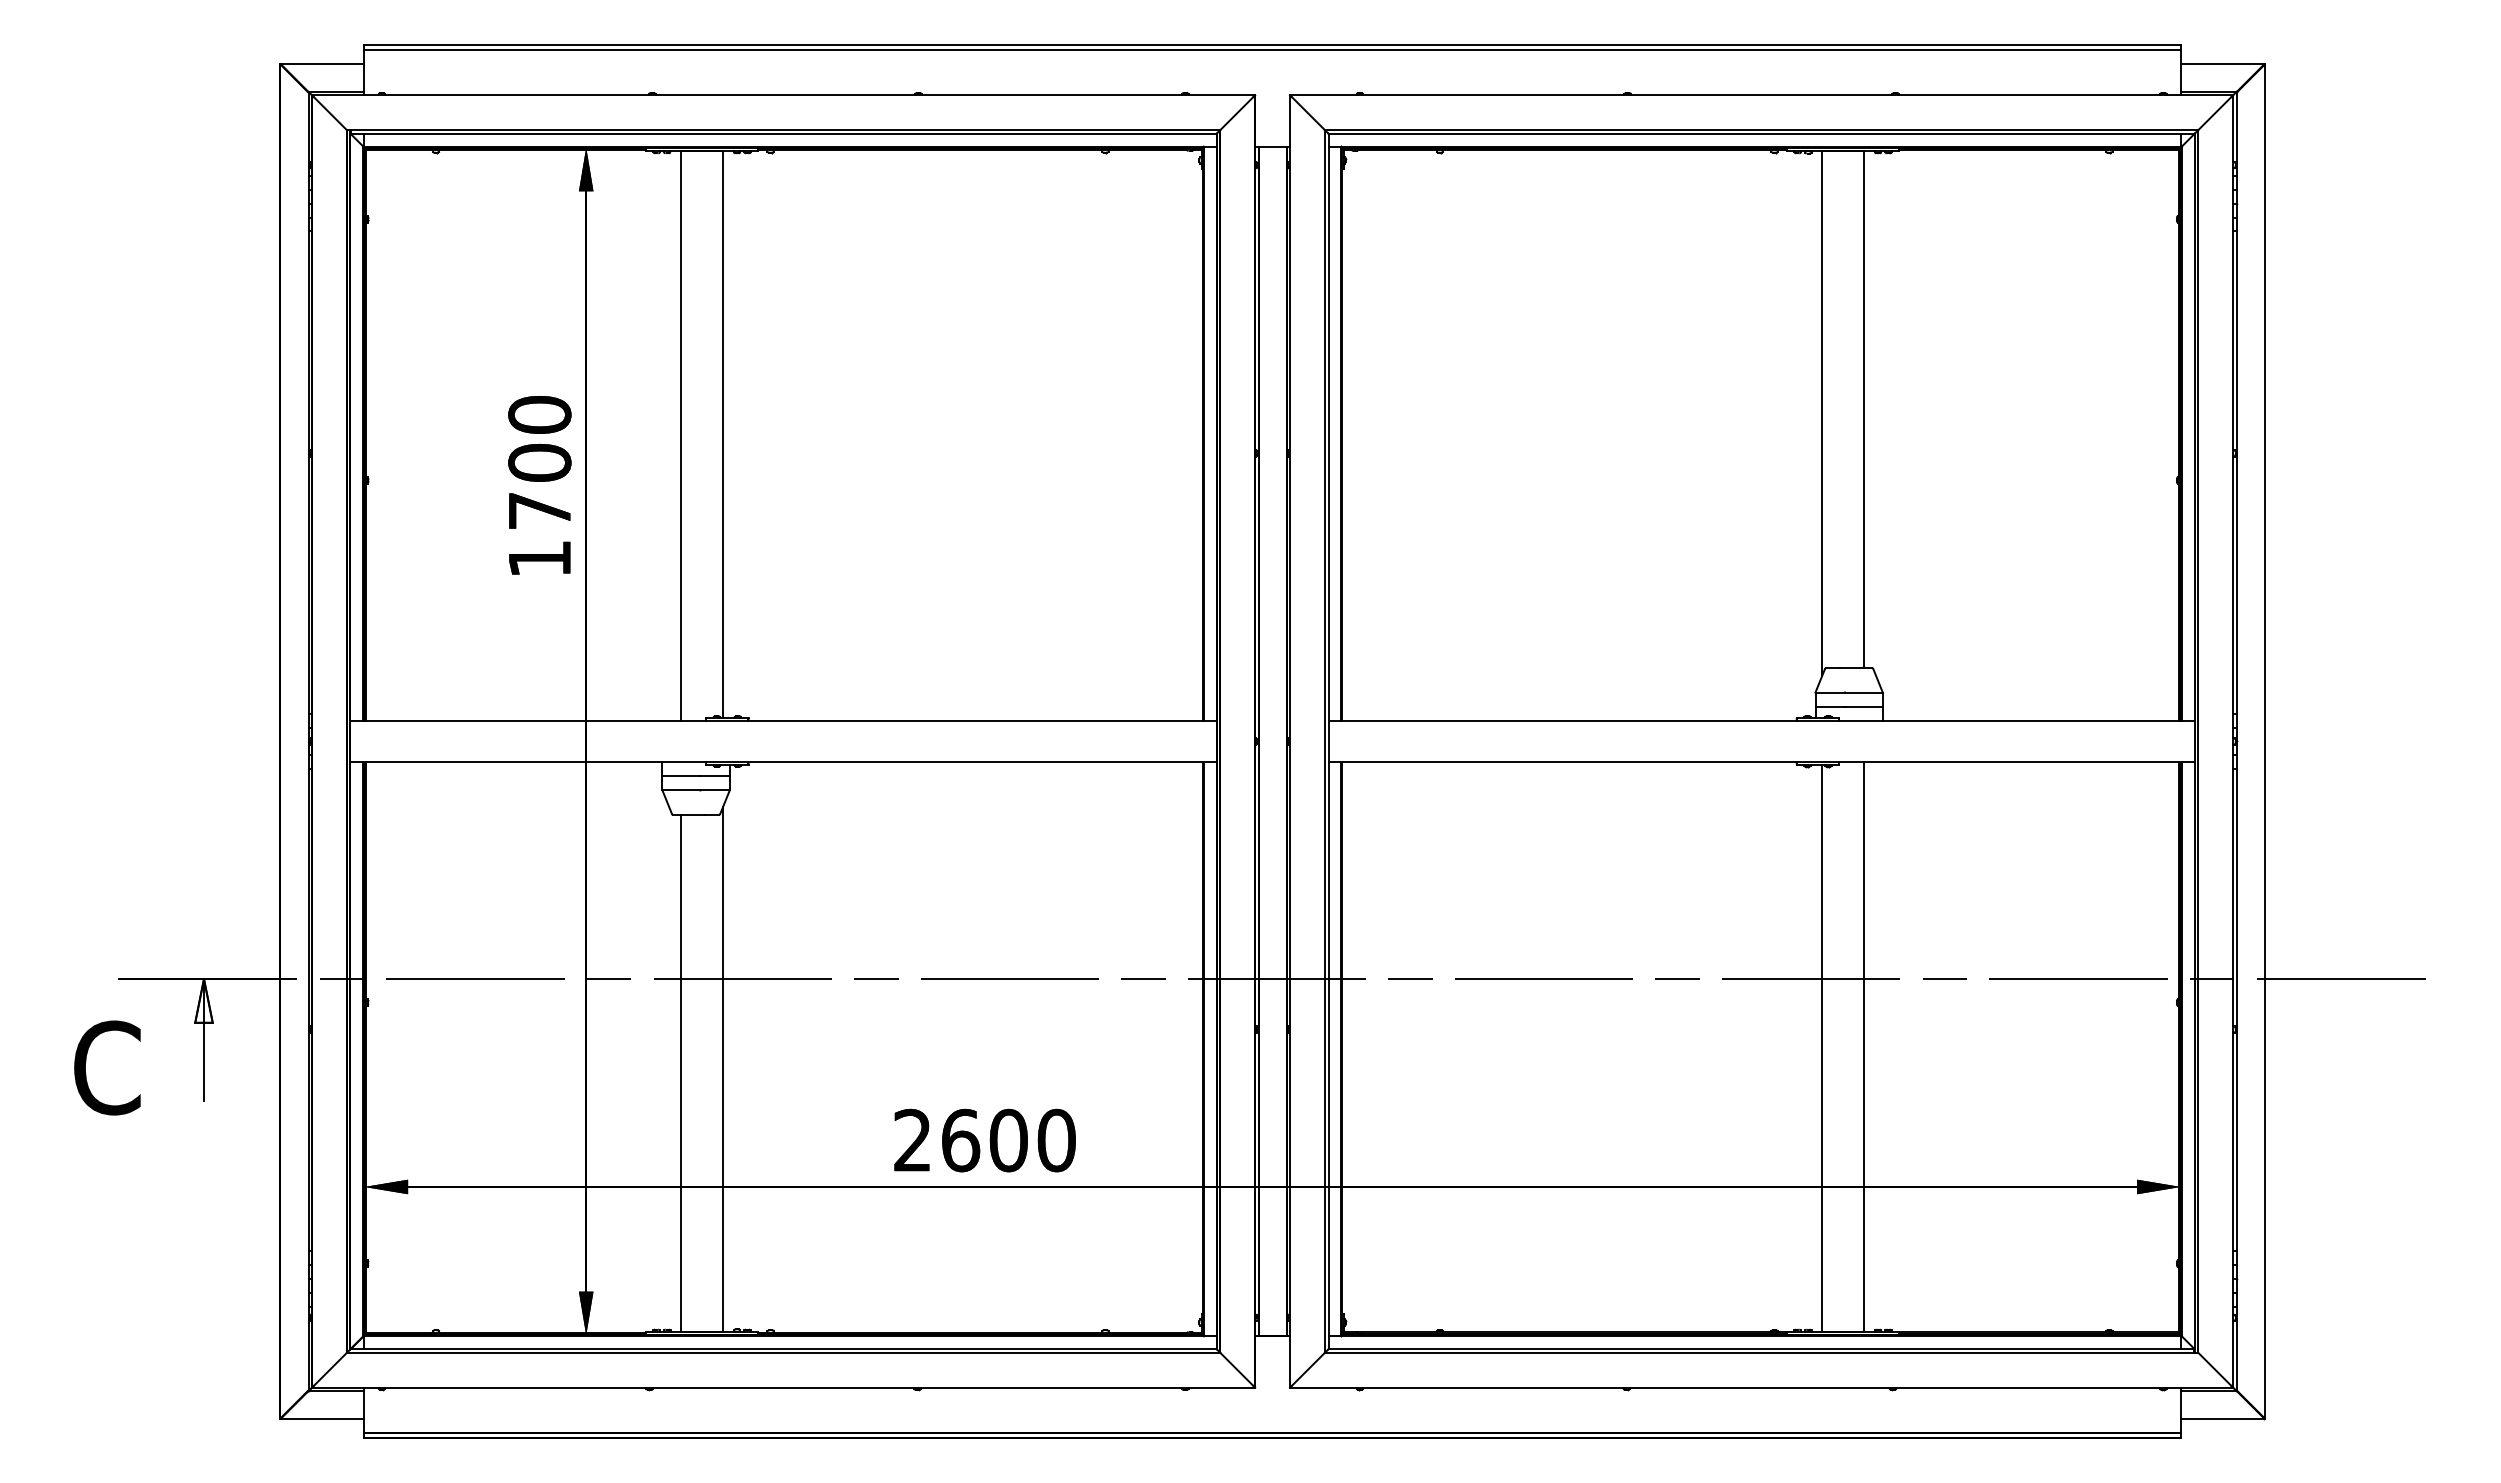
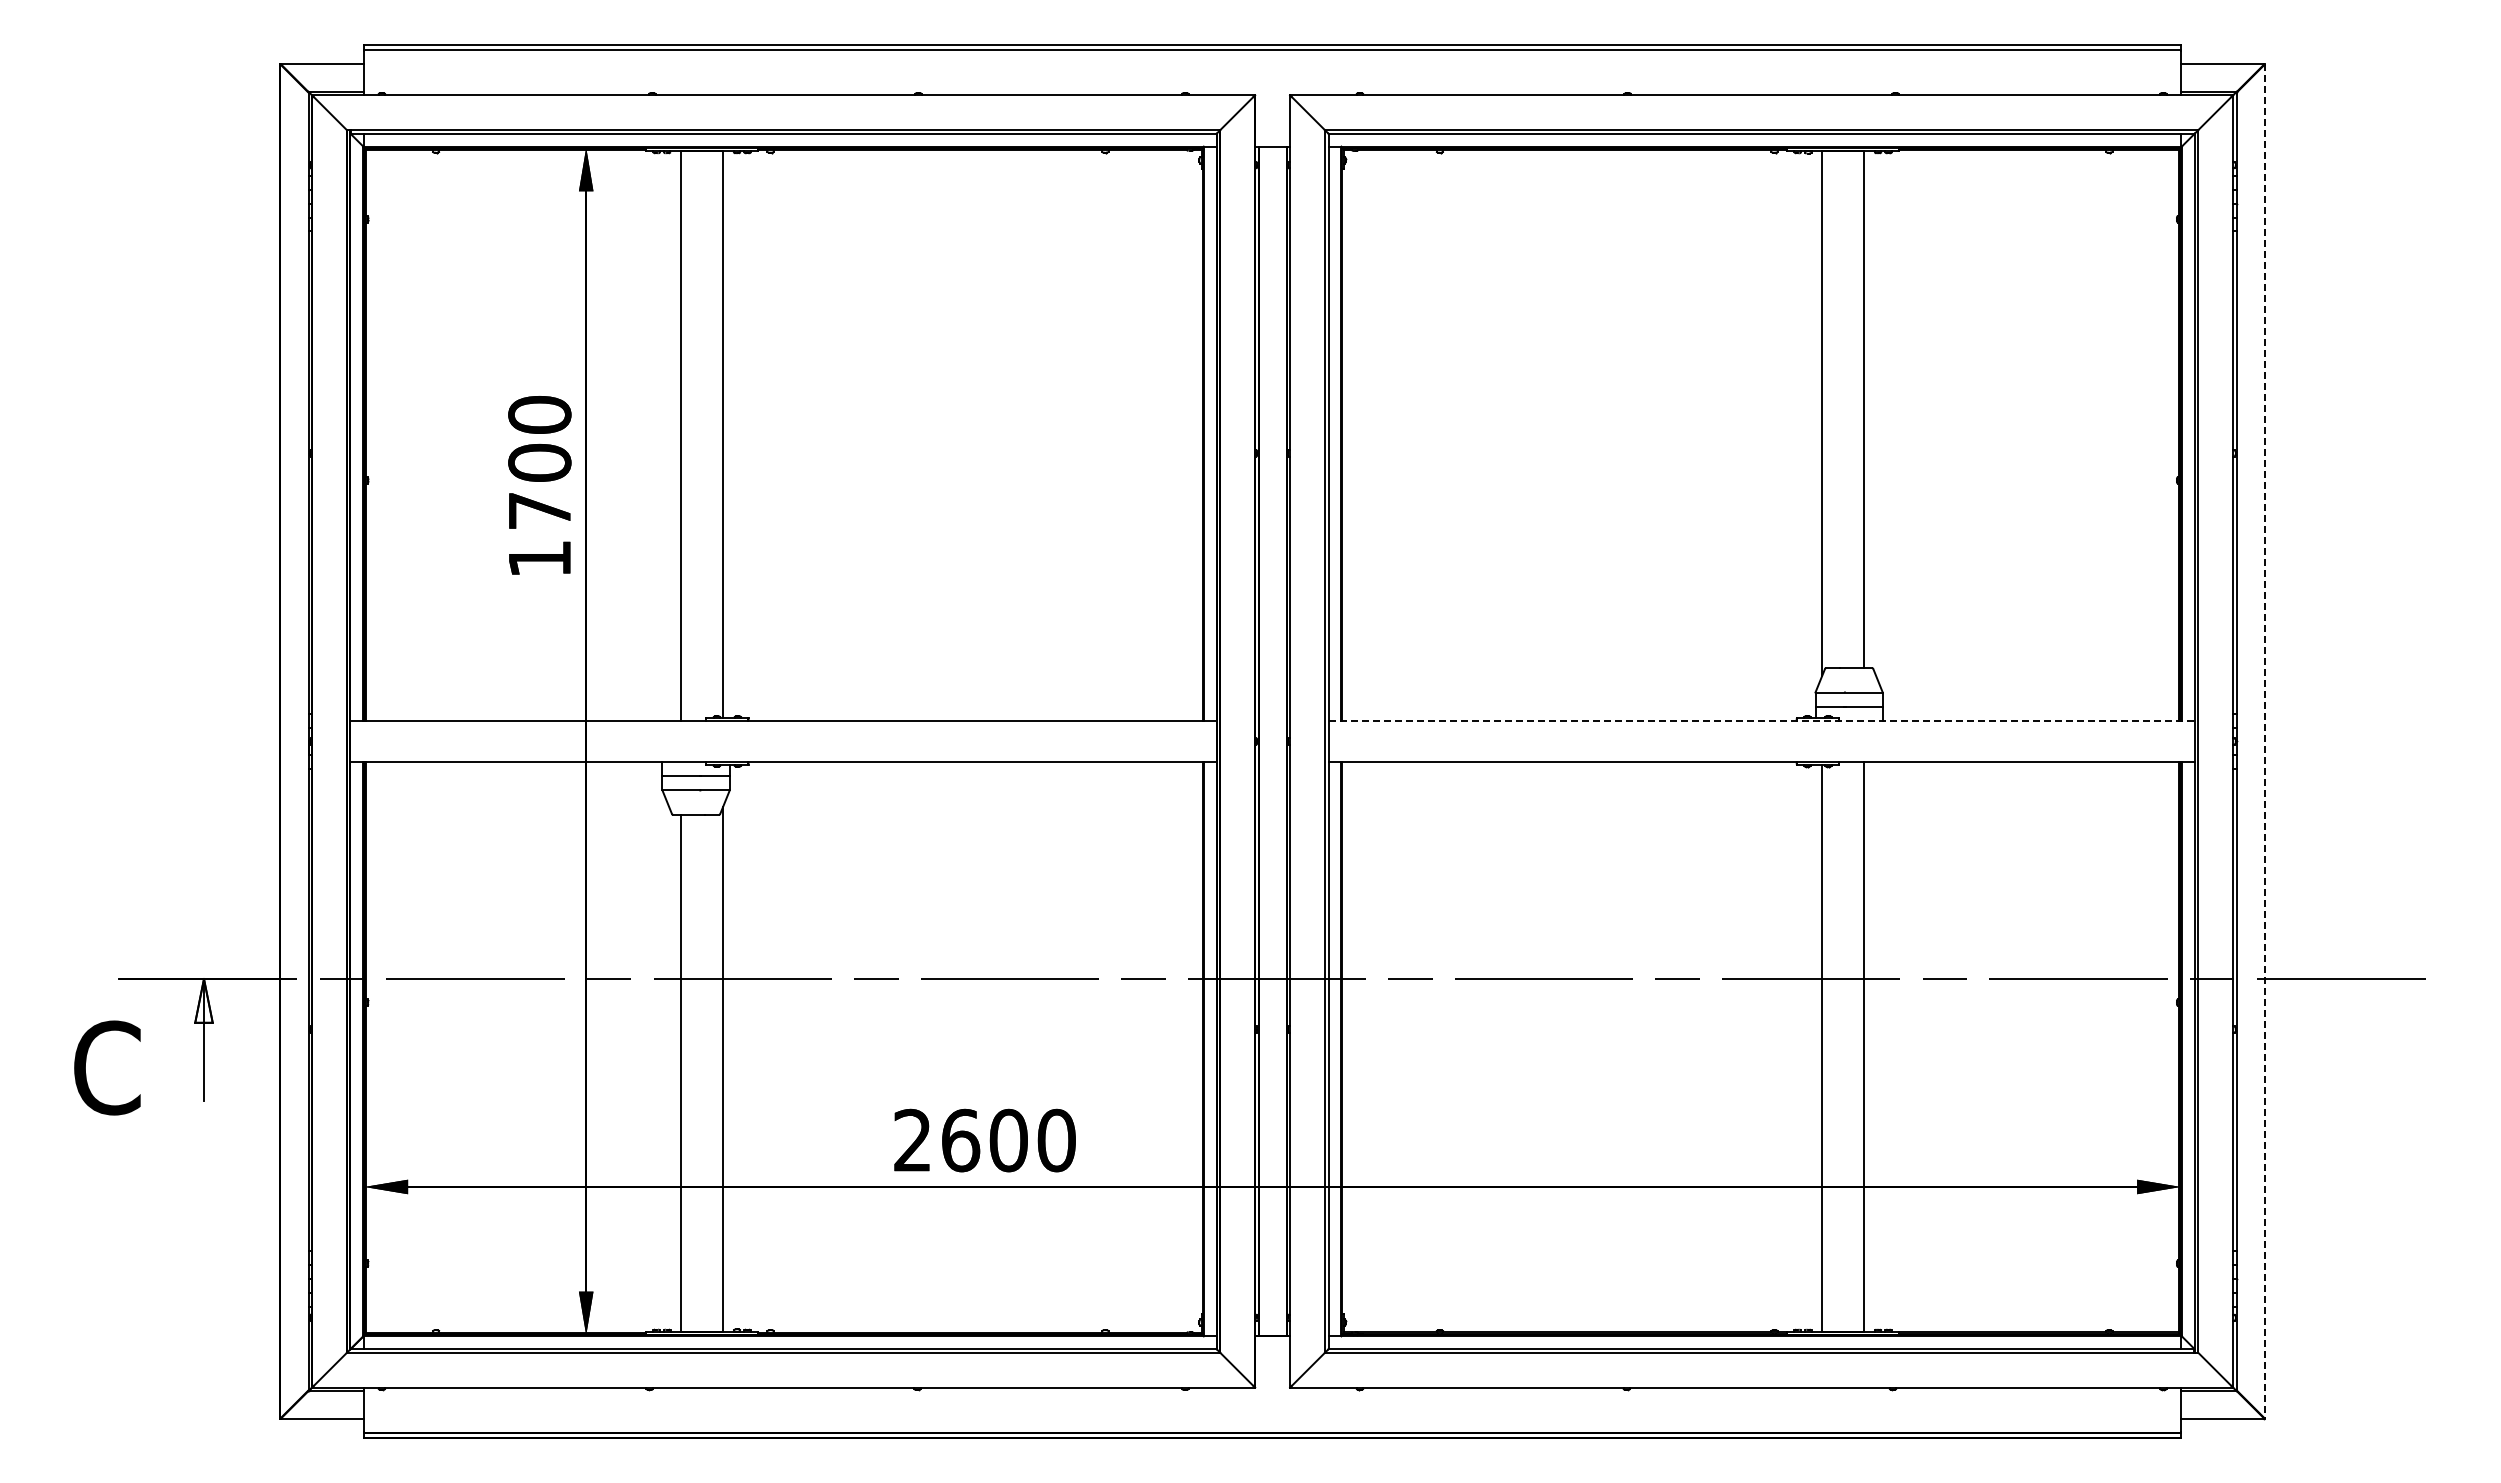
line: solid -> dashed (1762, 720)
line: solid -> dashed (2265, 742)
